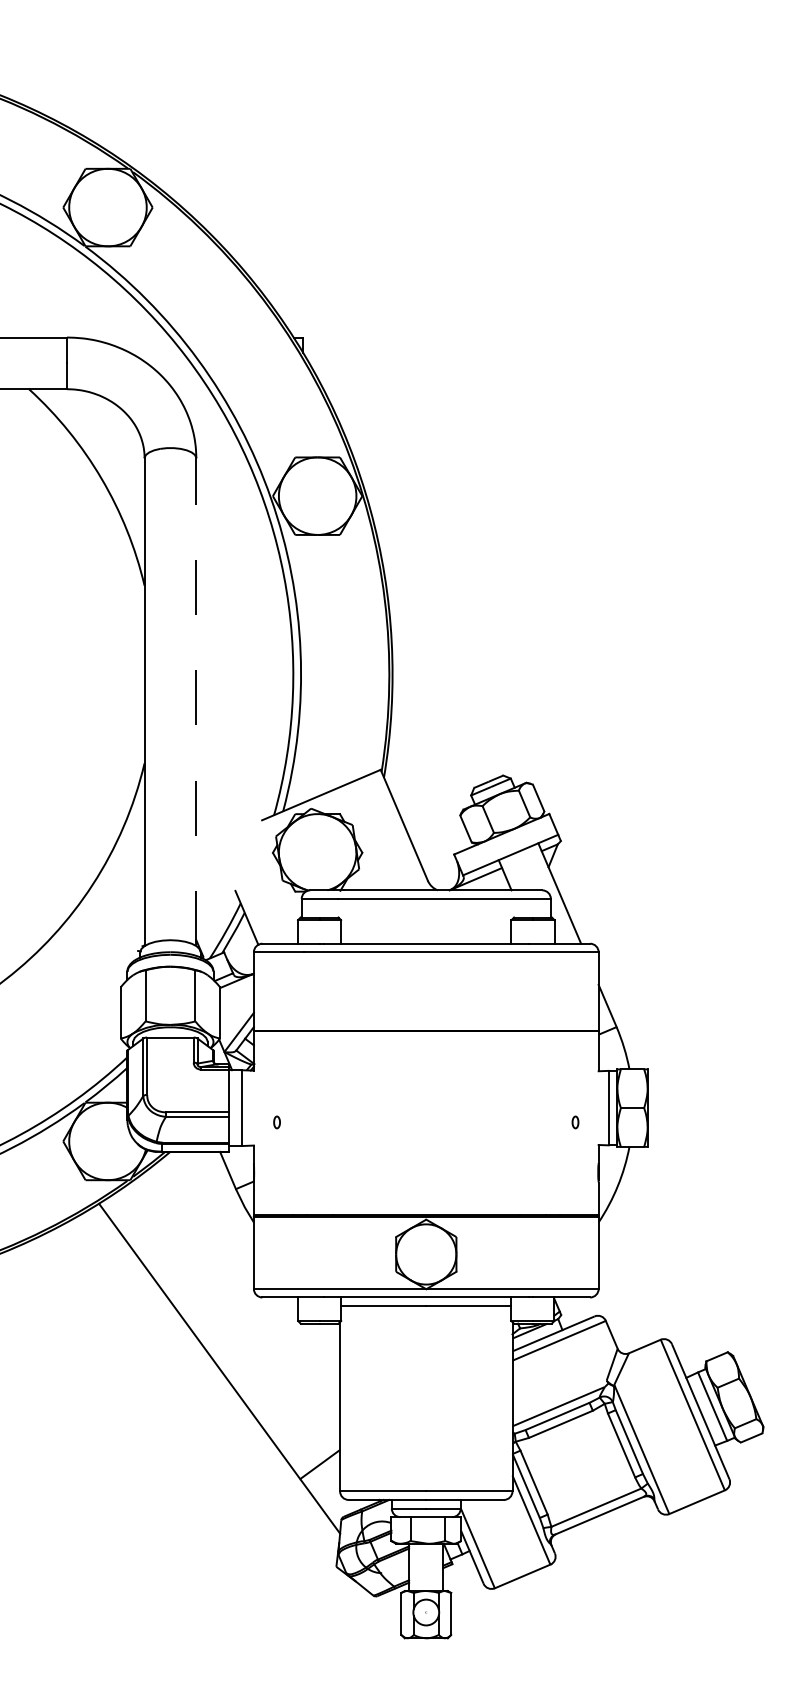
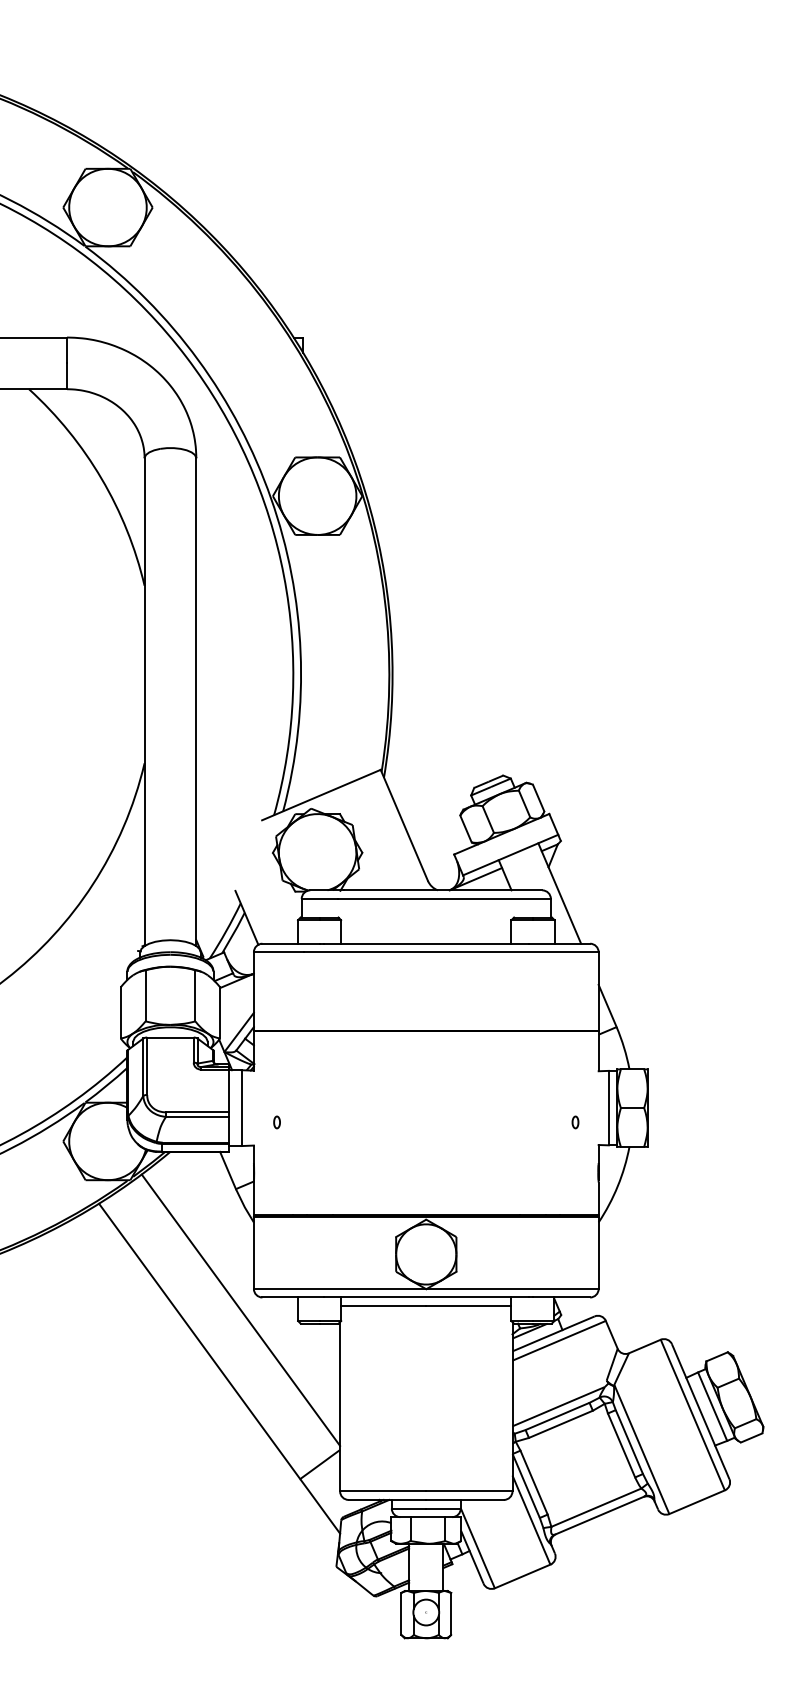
line: dashed -> solid (196, 702)
line: none -> present (240, 1309)
